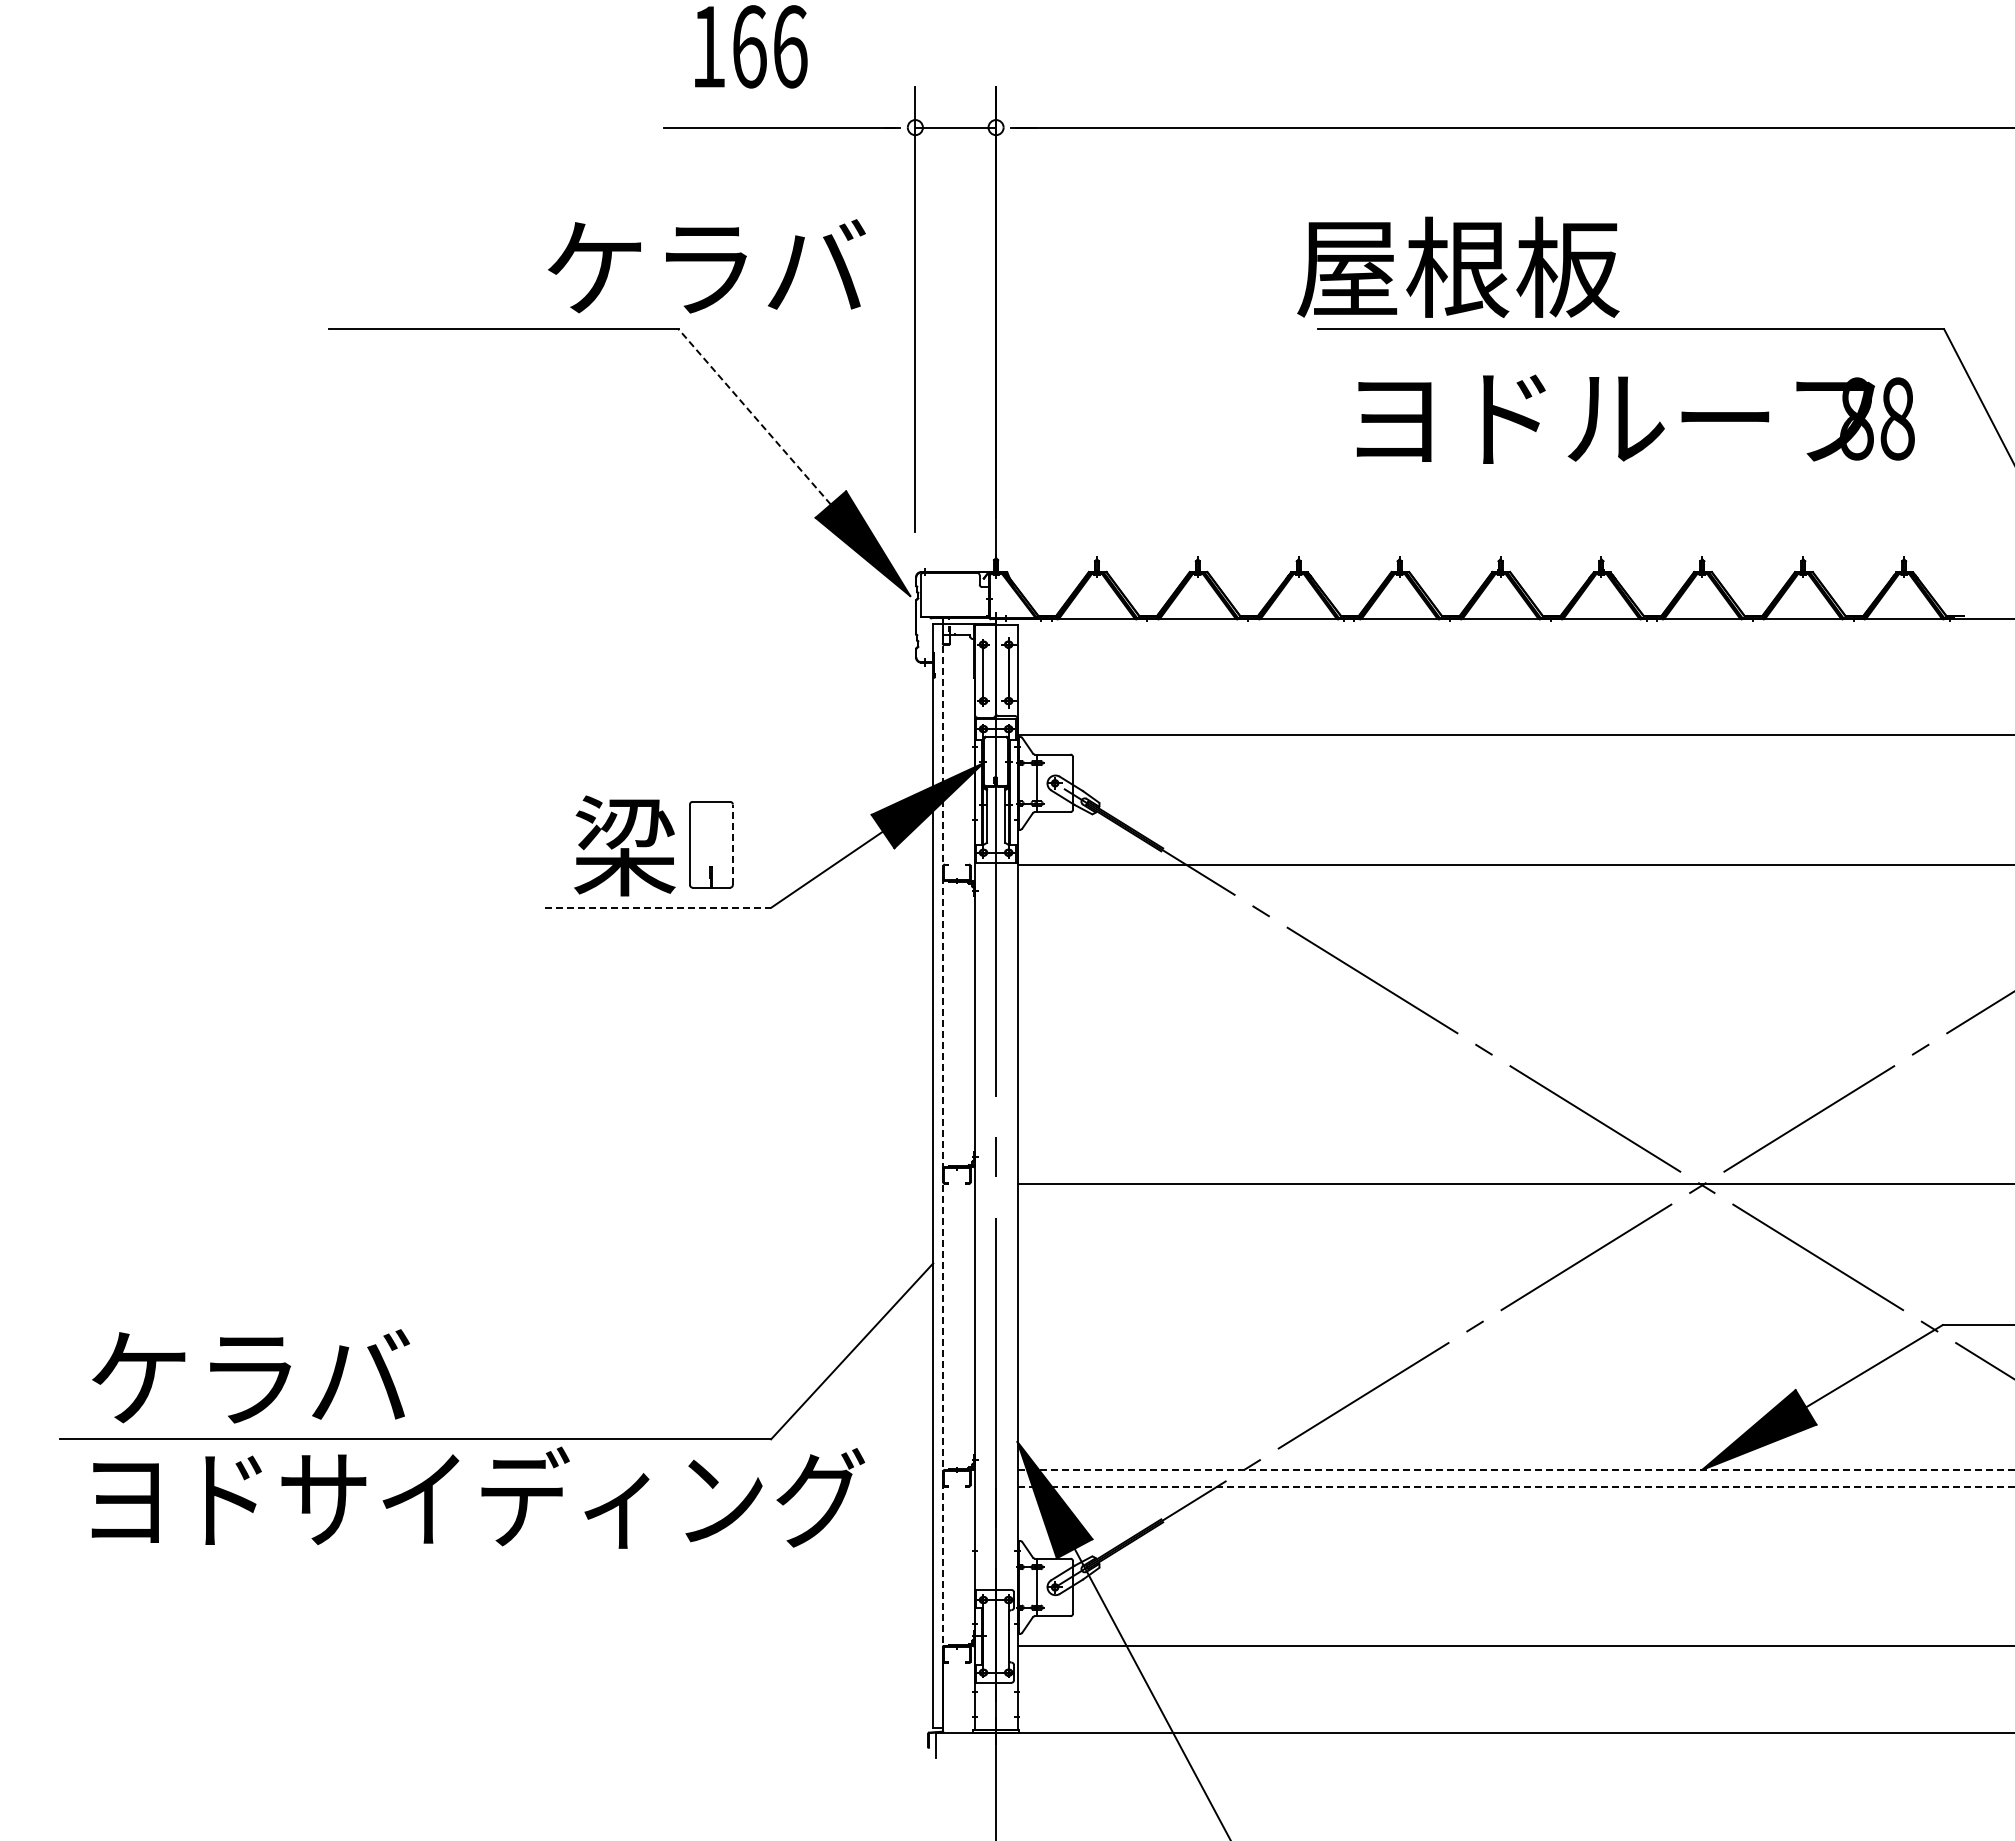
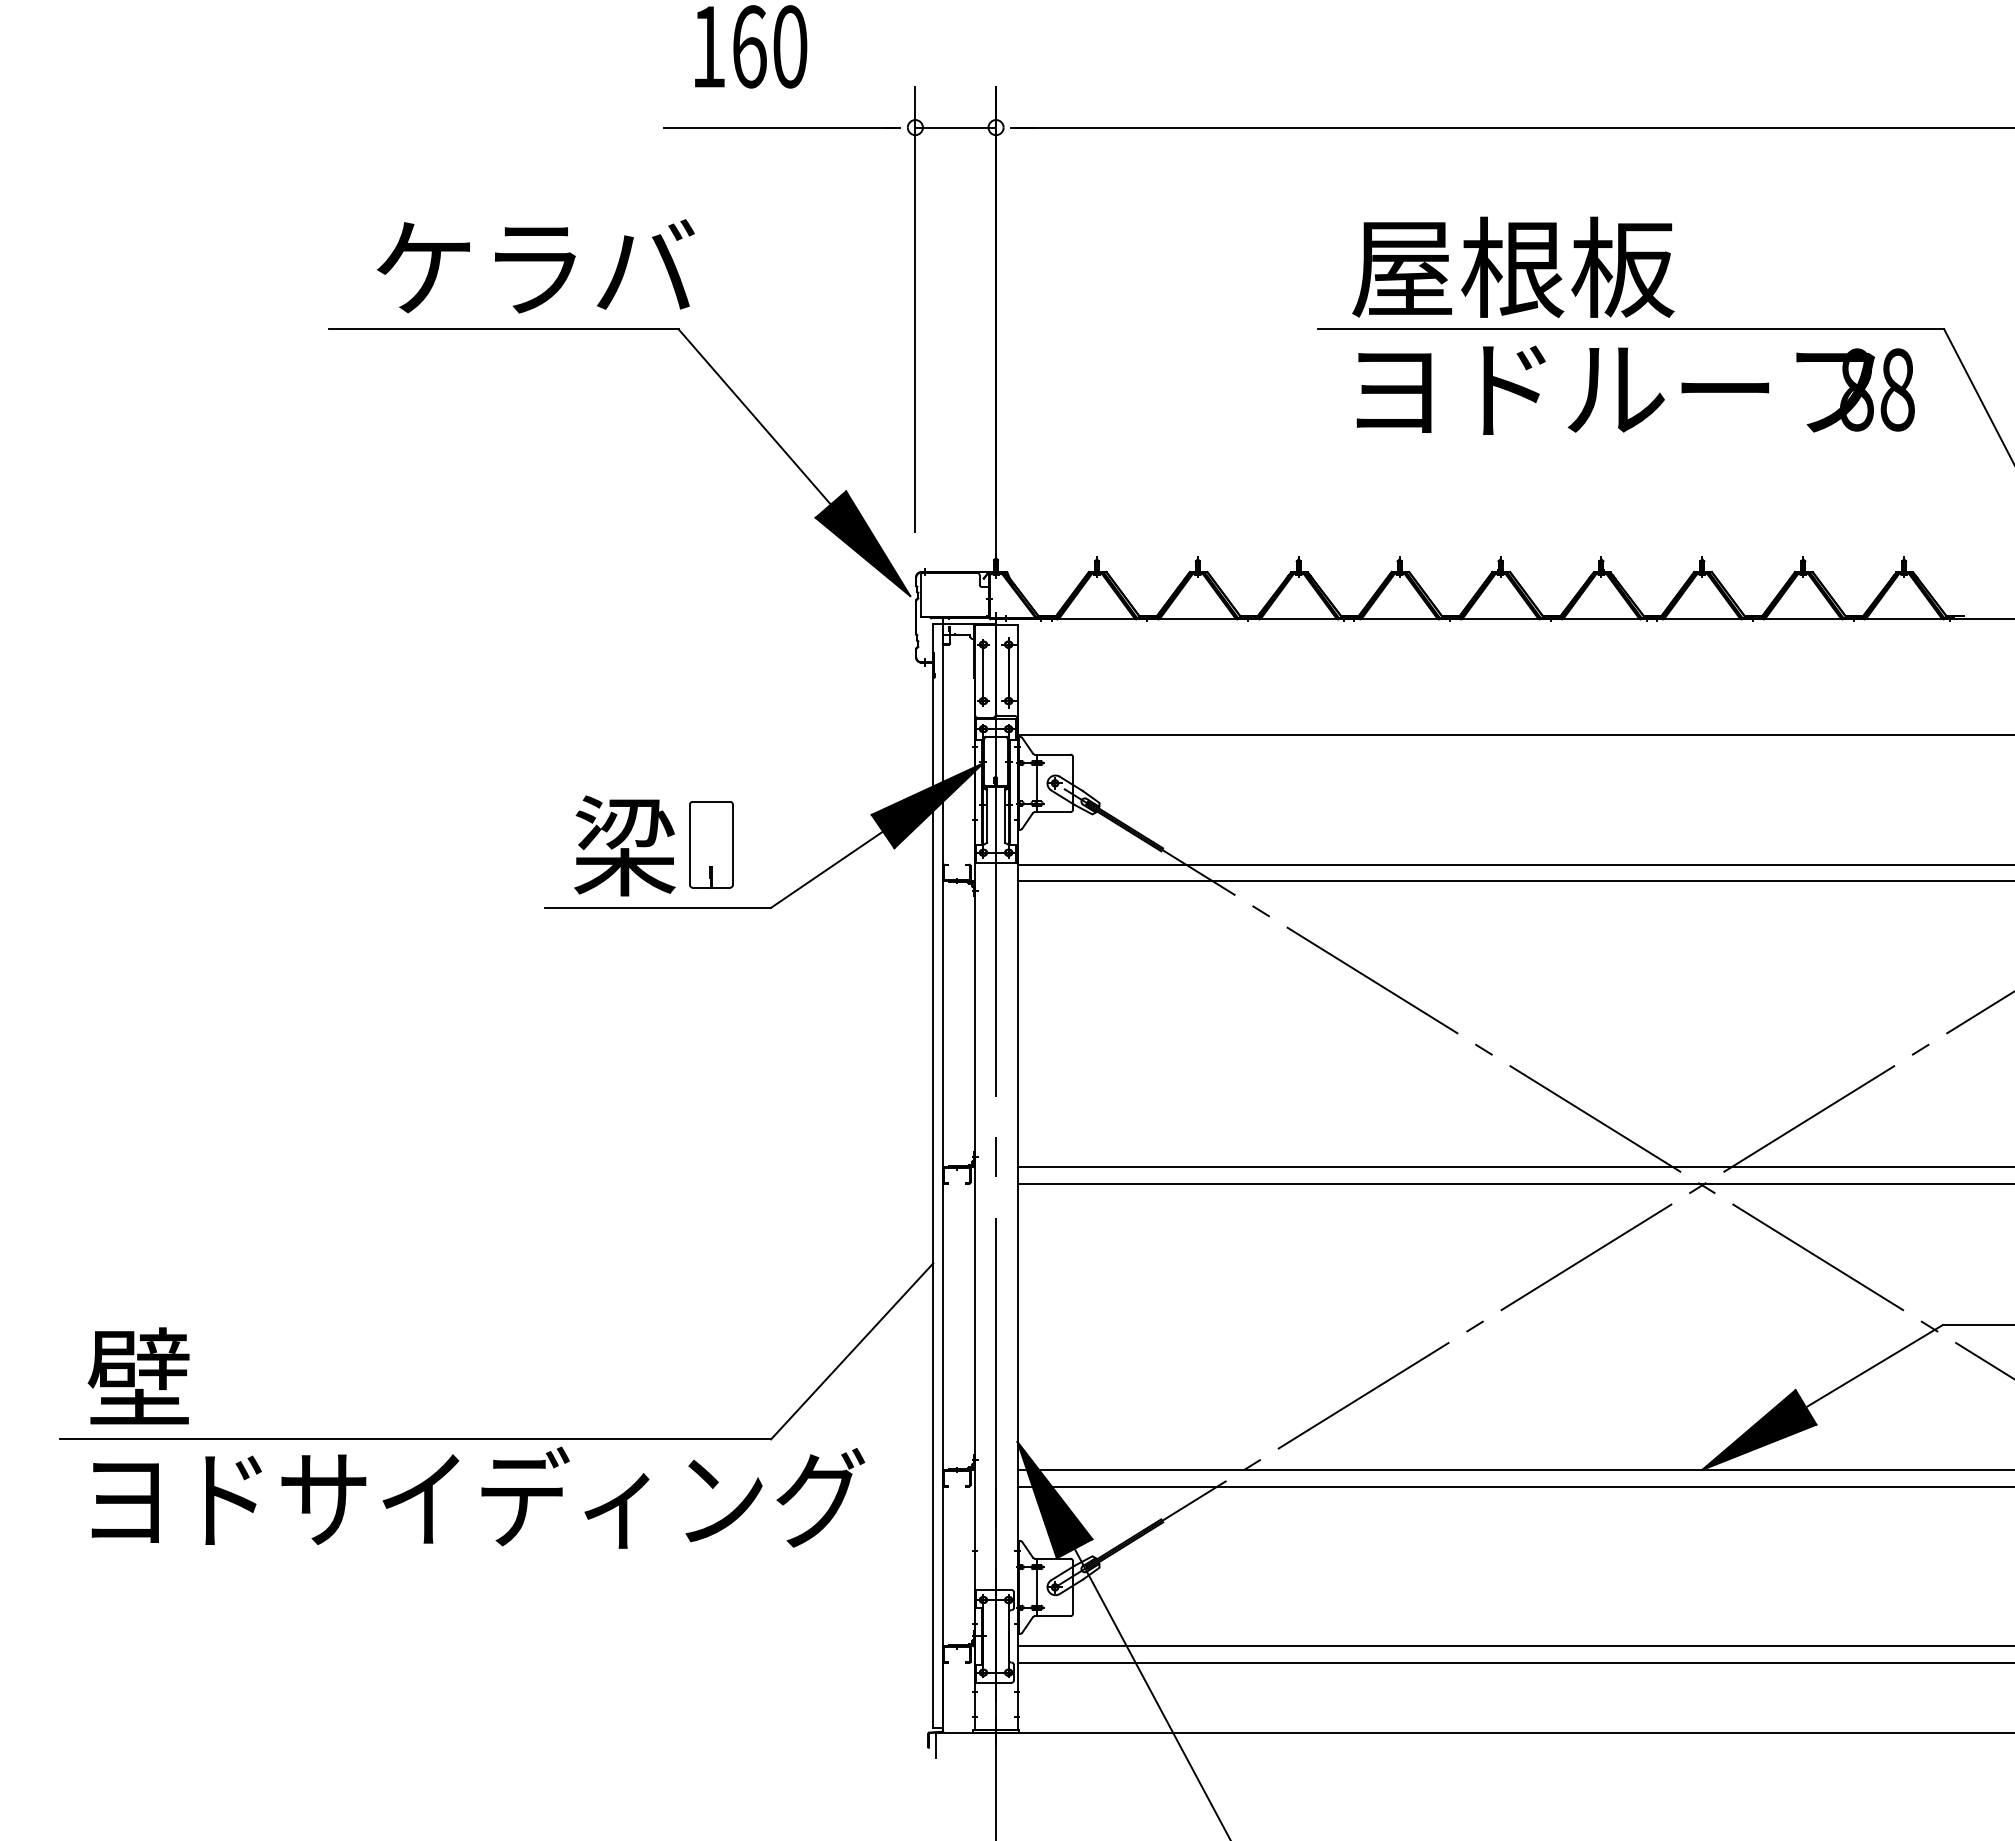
text: 166 -> 160 (790, 46)
text position: (706, 266) -> (535, 266) (535, 266)
text position: (1458, 266) -> (1513, 266) (1513, 266)
line: dashed -> solid (754, 416)
text position: (1635, 418) -> (1635, 389) (1635, 389)
line: dashed -> solid (732, 844)
line: none -> present (1514, 881)
line: dashed -> solid (658, 907)
line: none -> present (1514, 1167)
line: dashed -> solid (943, 1175)
text: ケラバ -> 壁 (248, 1375)
line: dashed -> solid (1516, 1469)
line: dashed -> solid (1516, 1486)
line: none -> present (1514, 1663)
